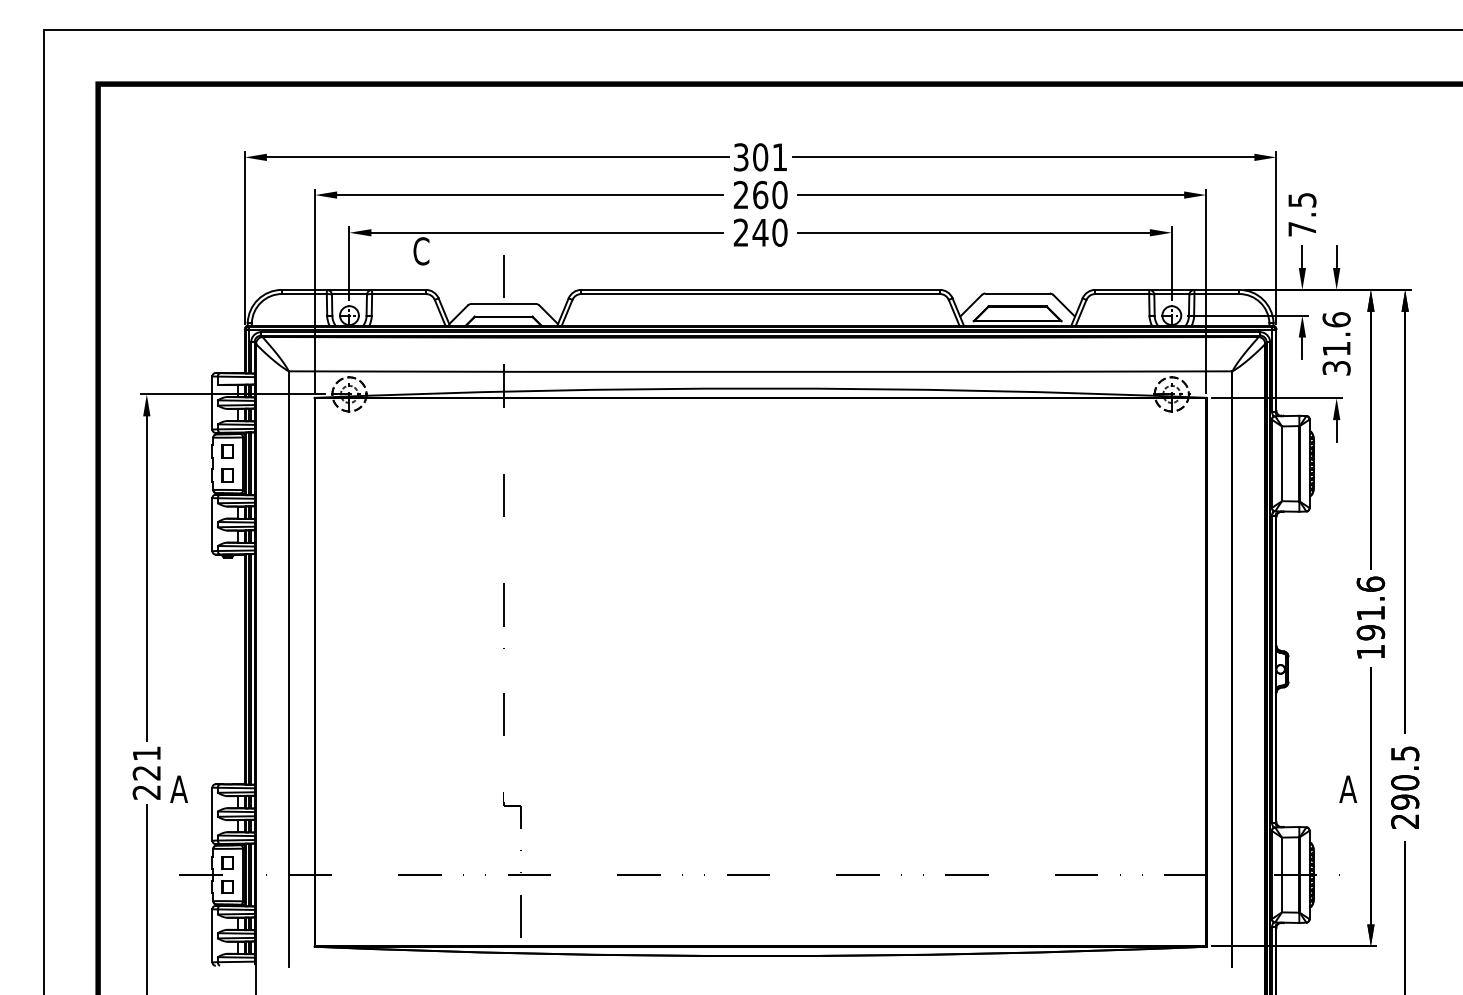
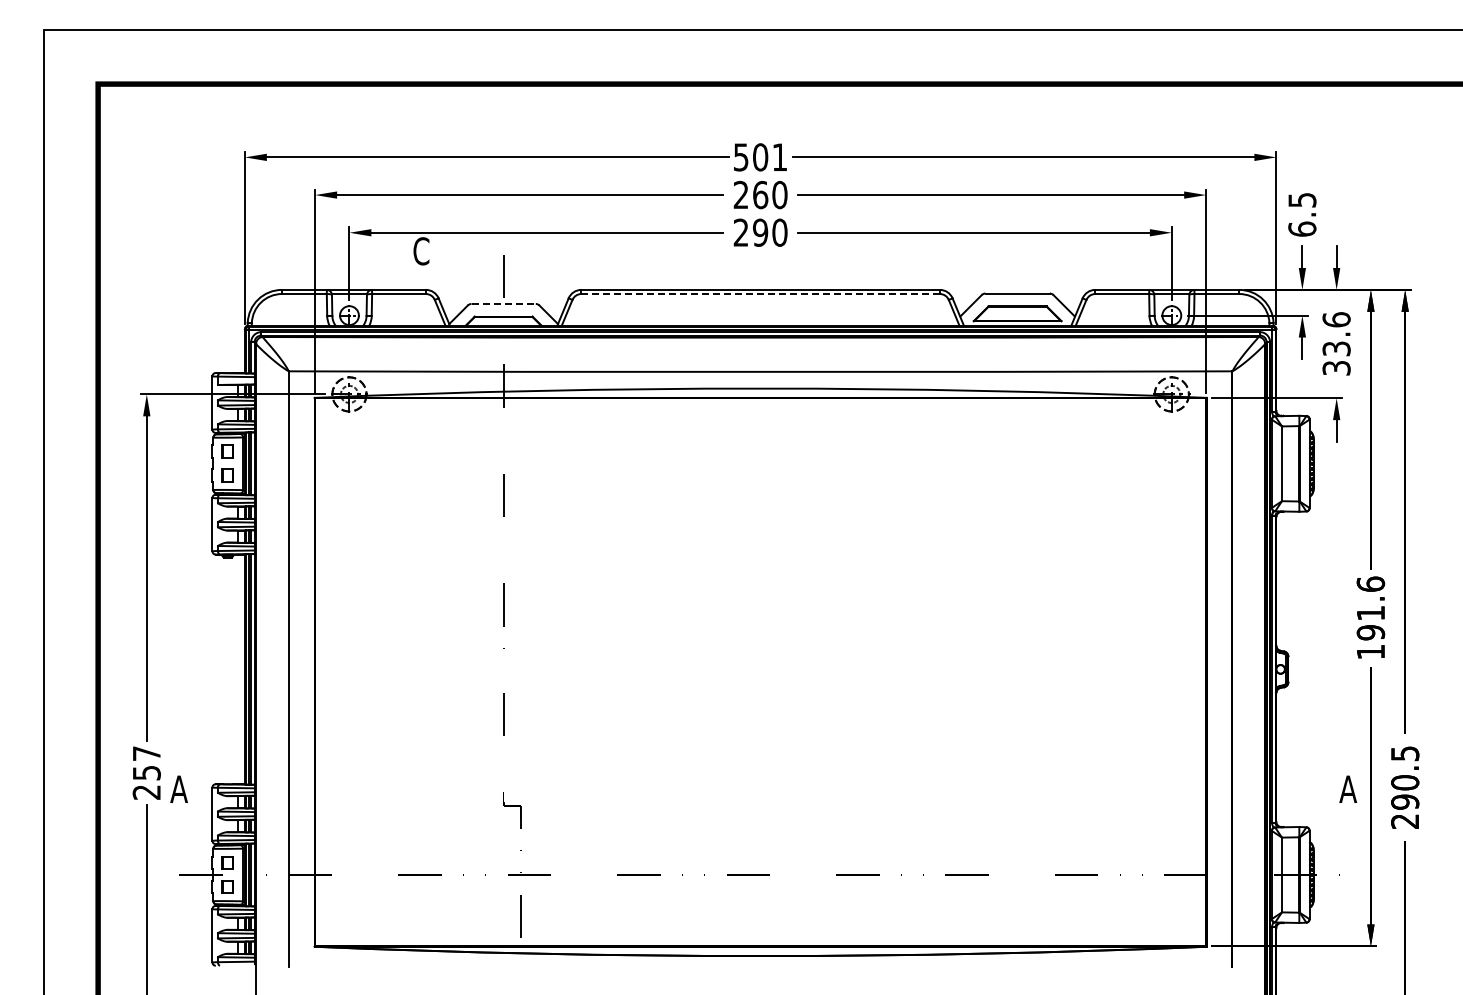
text: 301 -> 501 (741, 156)
text: 7.5 -> 6.5 (1302, 228)
text: 240 -> 290 (760, 232)
line: solid -> dashed (761, 294)
line: solid -> dashed (504, 303)
text: 31.6 -> 33.6 (1336, 348)
text: 221 -> 257 (146, 763)
